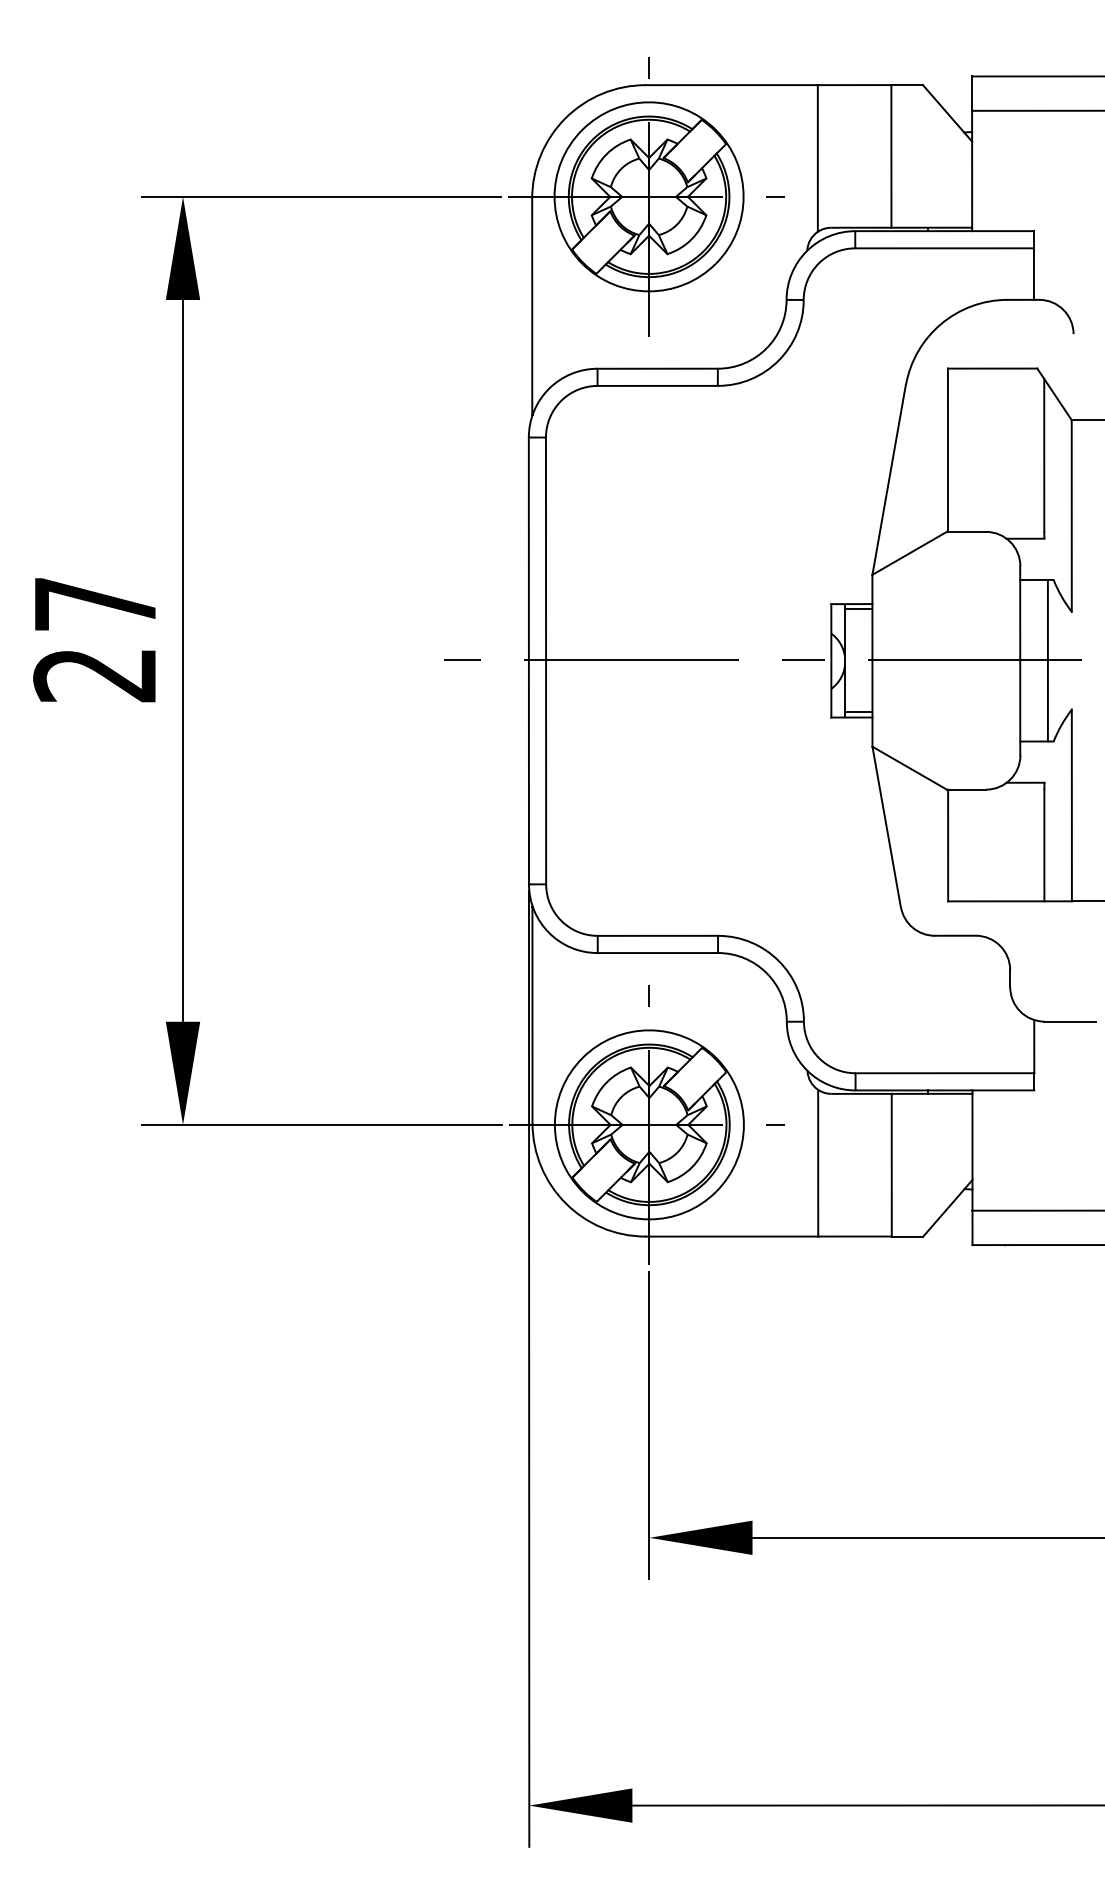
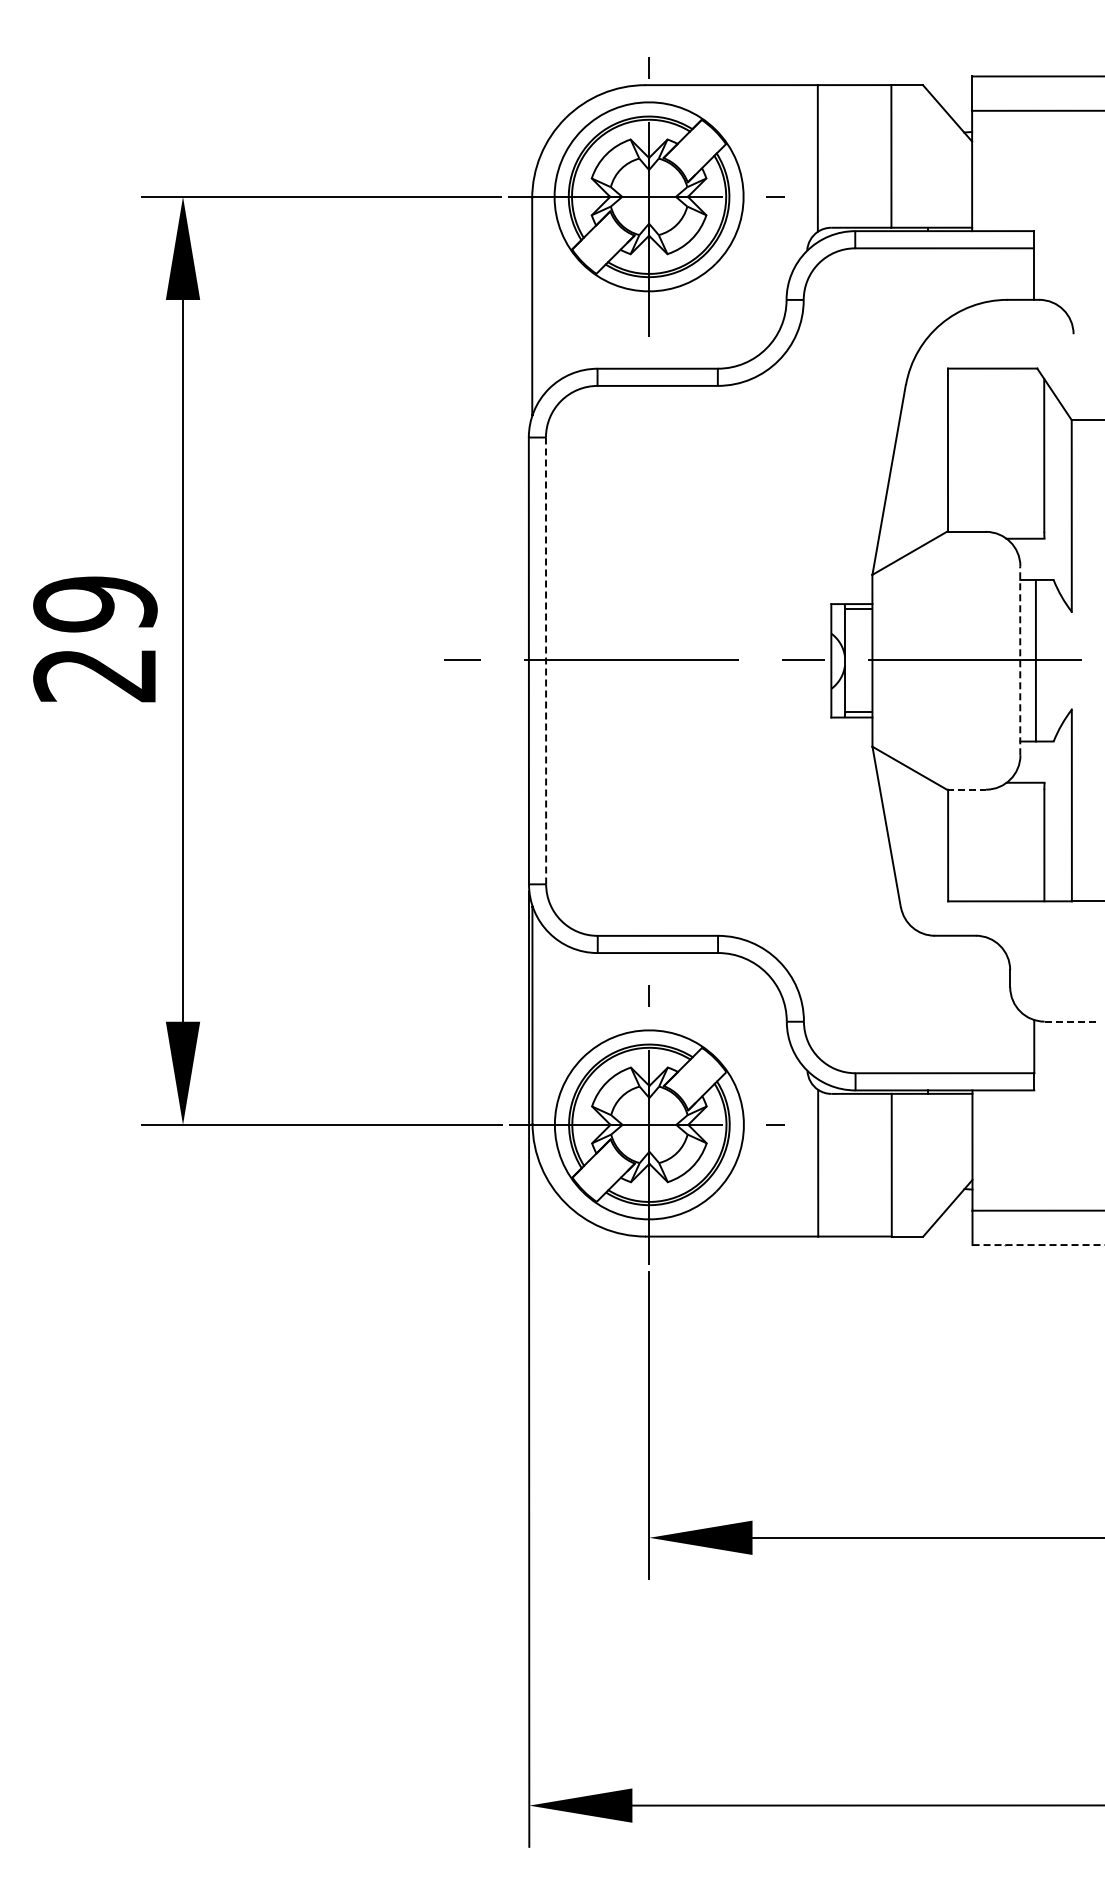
text: 27 -> 29 (95, 604)
line: solid -> dashed (1020, 660)
line position: (1047, 660) -> (1035, 660) (1035, 660)
line: solid -> dashed (546, 661)
line: solid -> dashed (966, 789)
line: solid -> dashed (1070, 1021)
line: solid -> dashed (1038, 1245)
